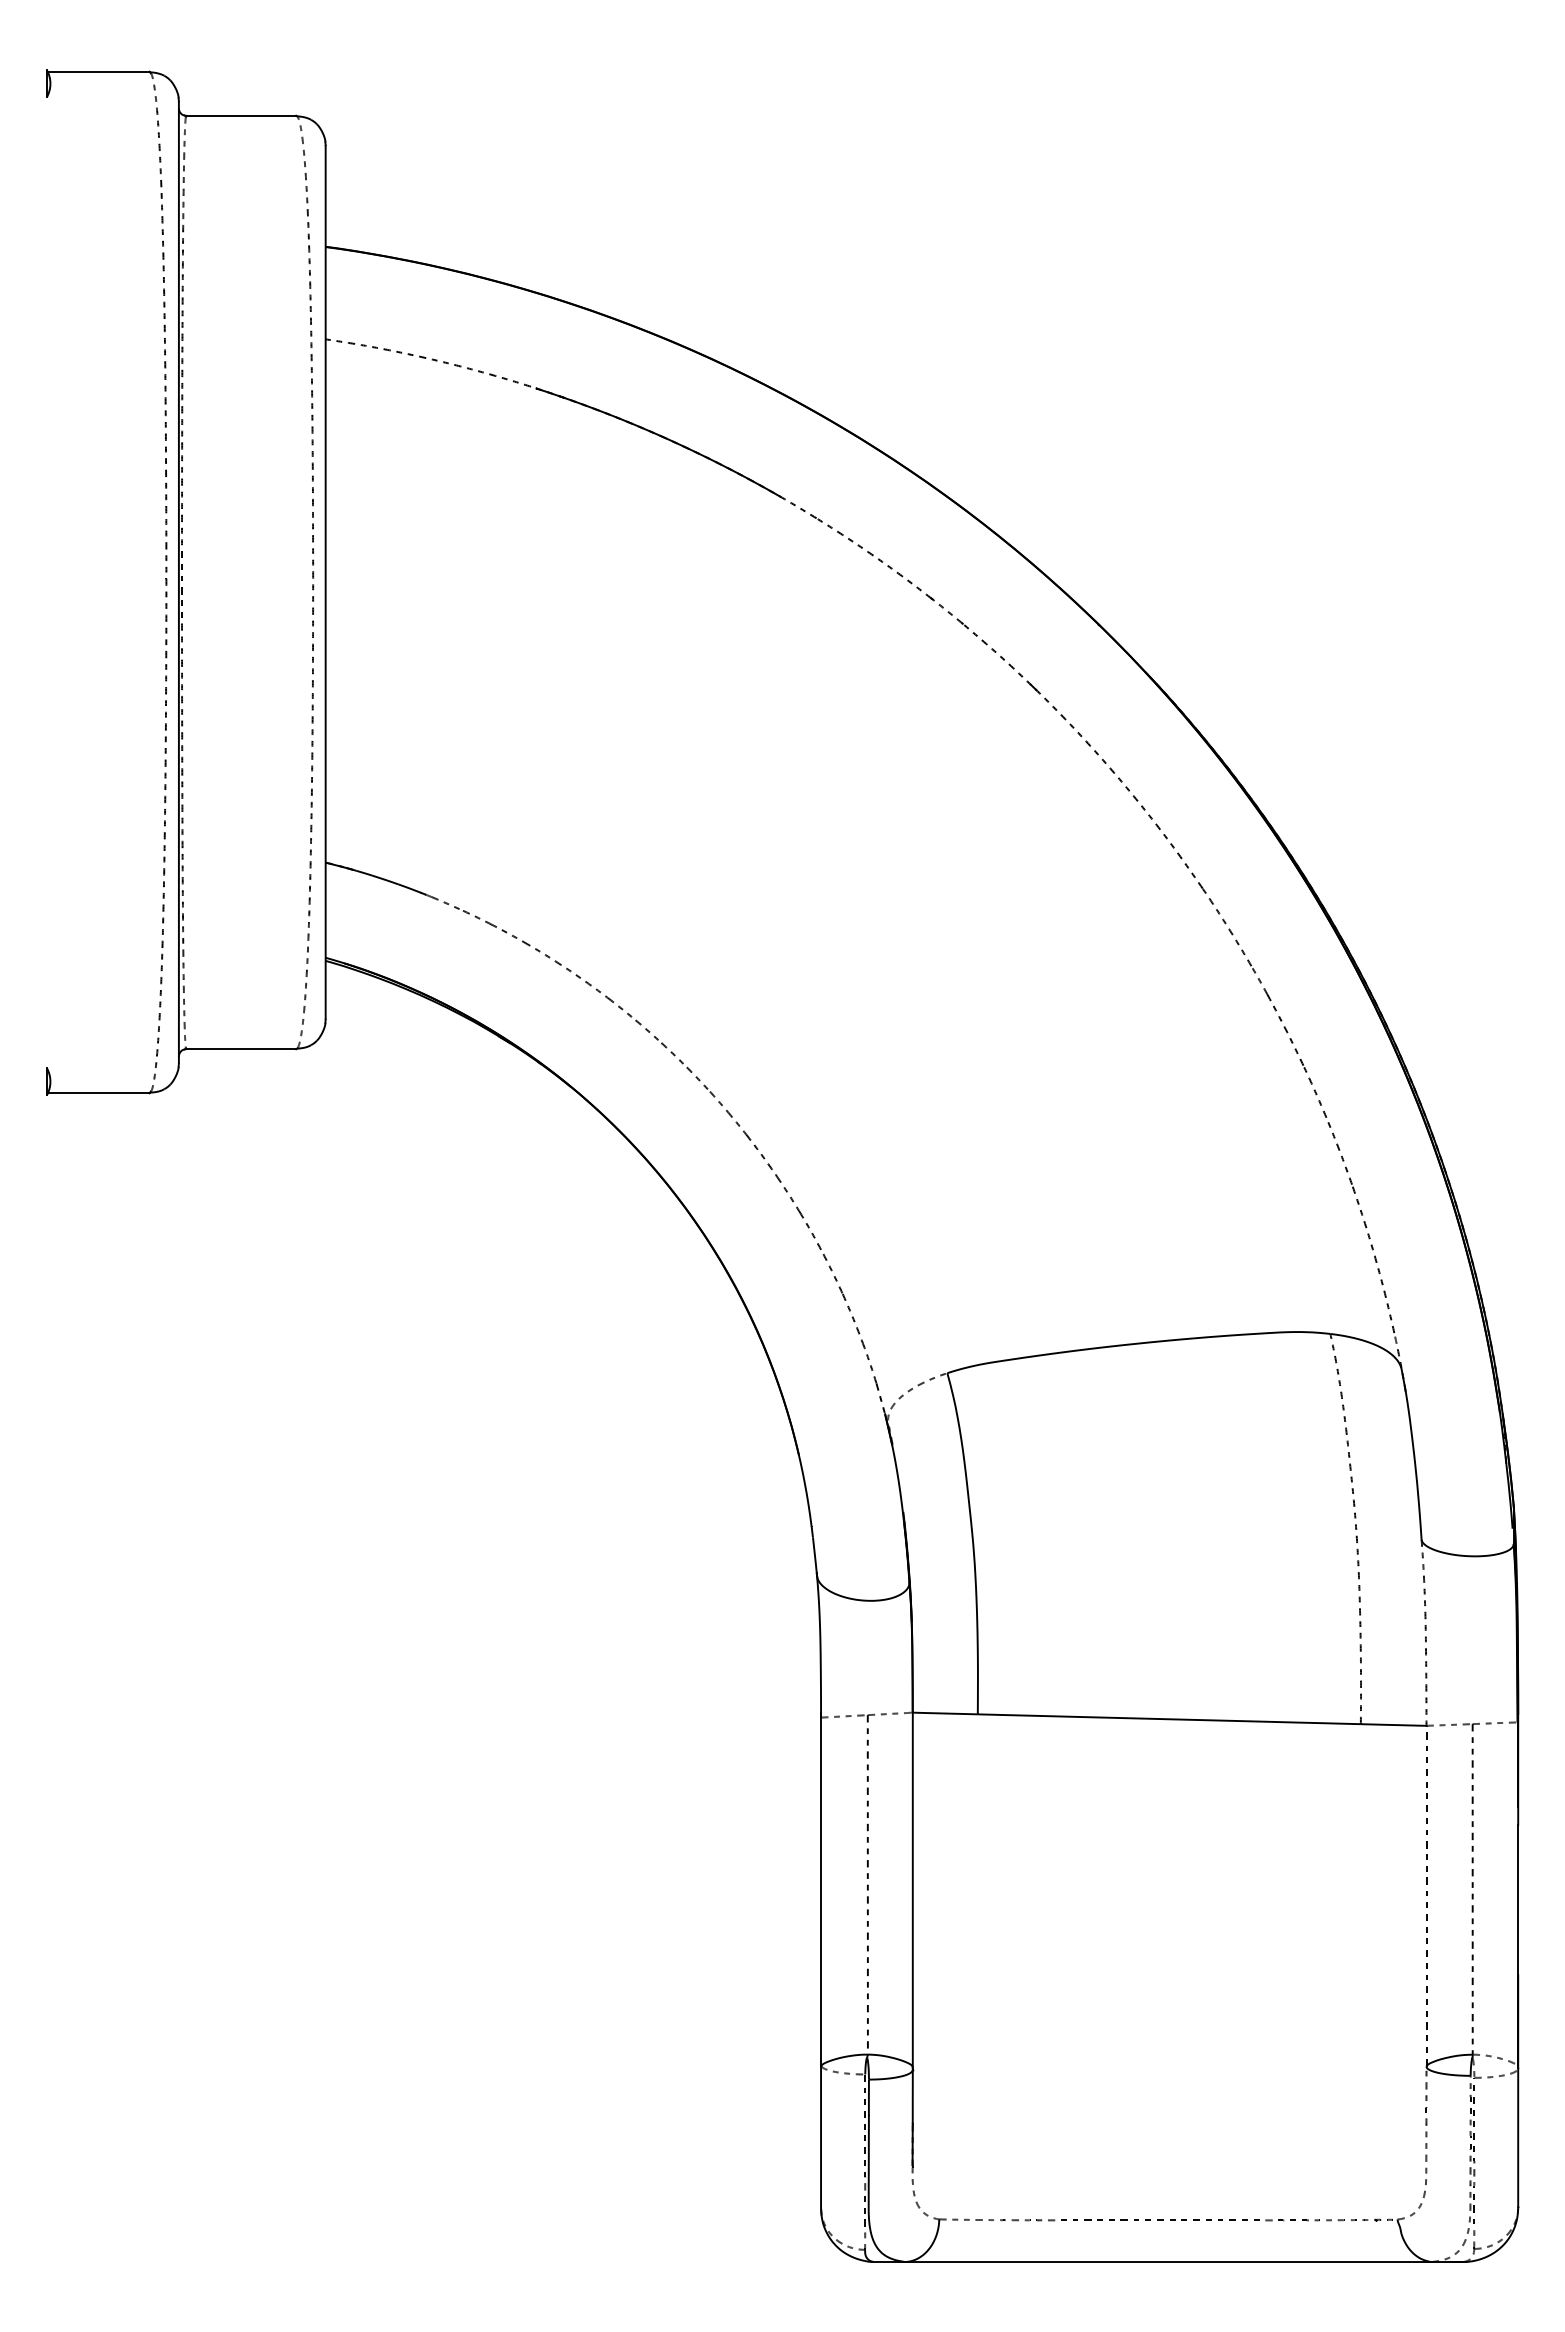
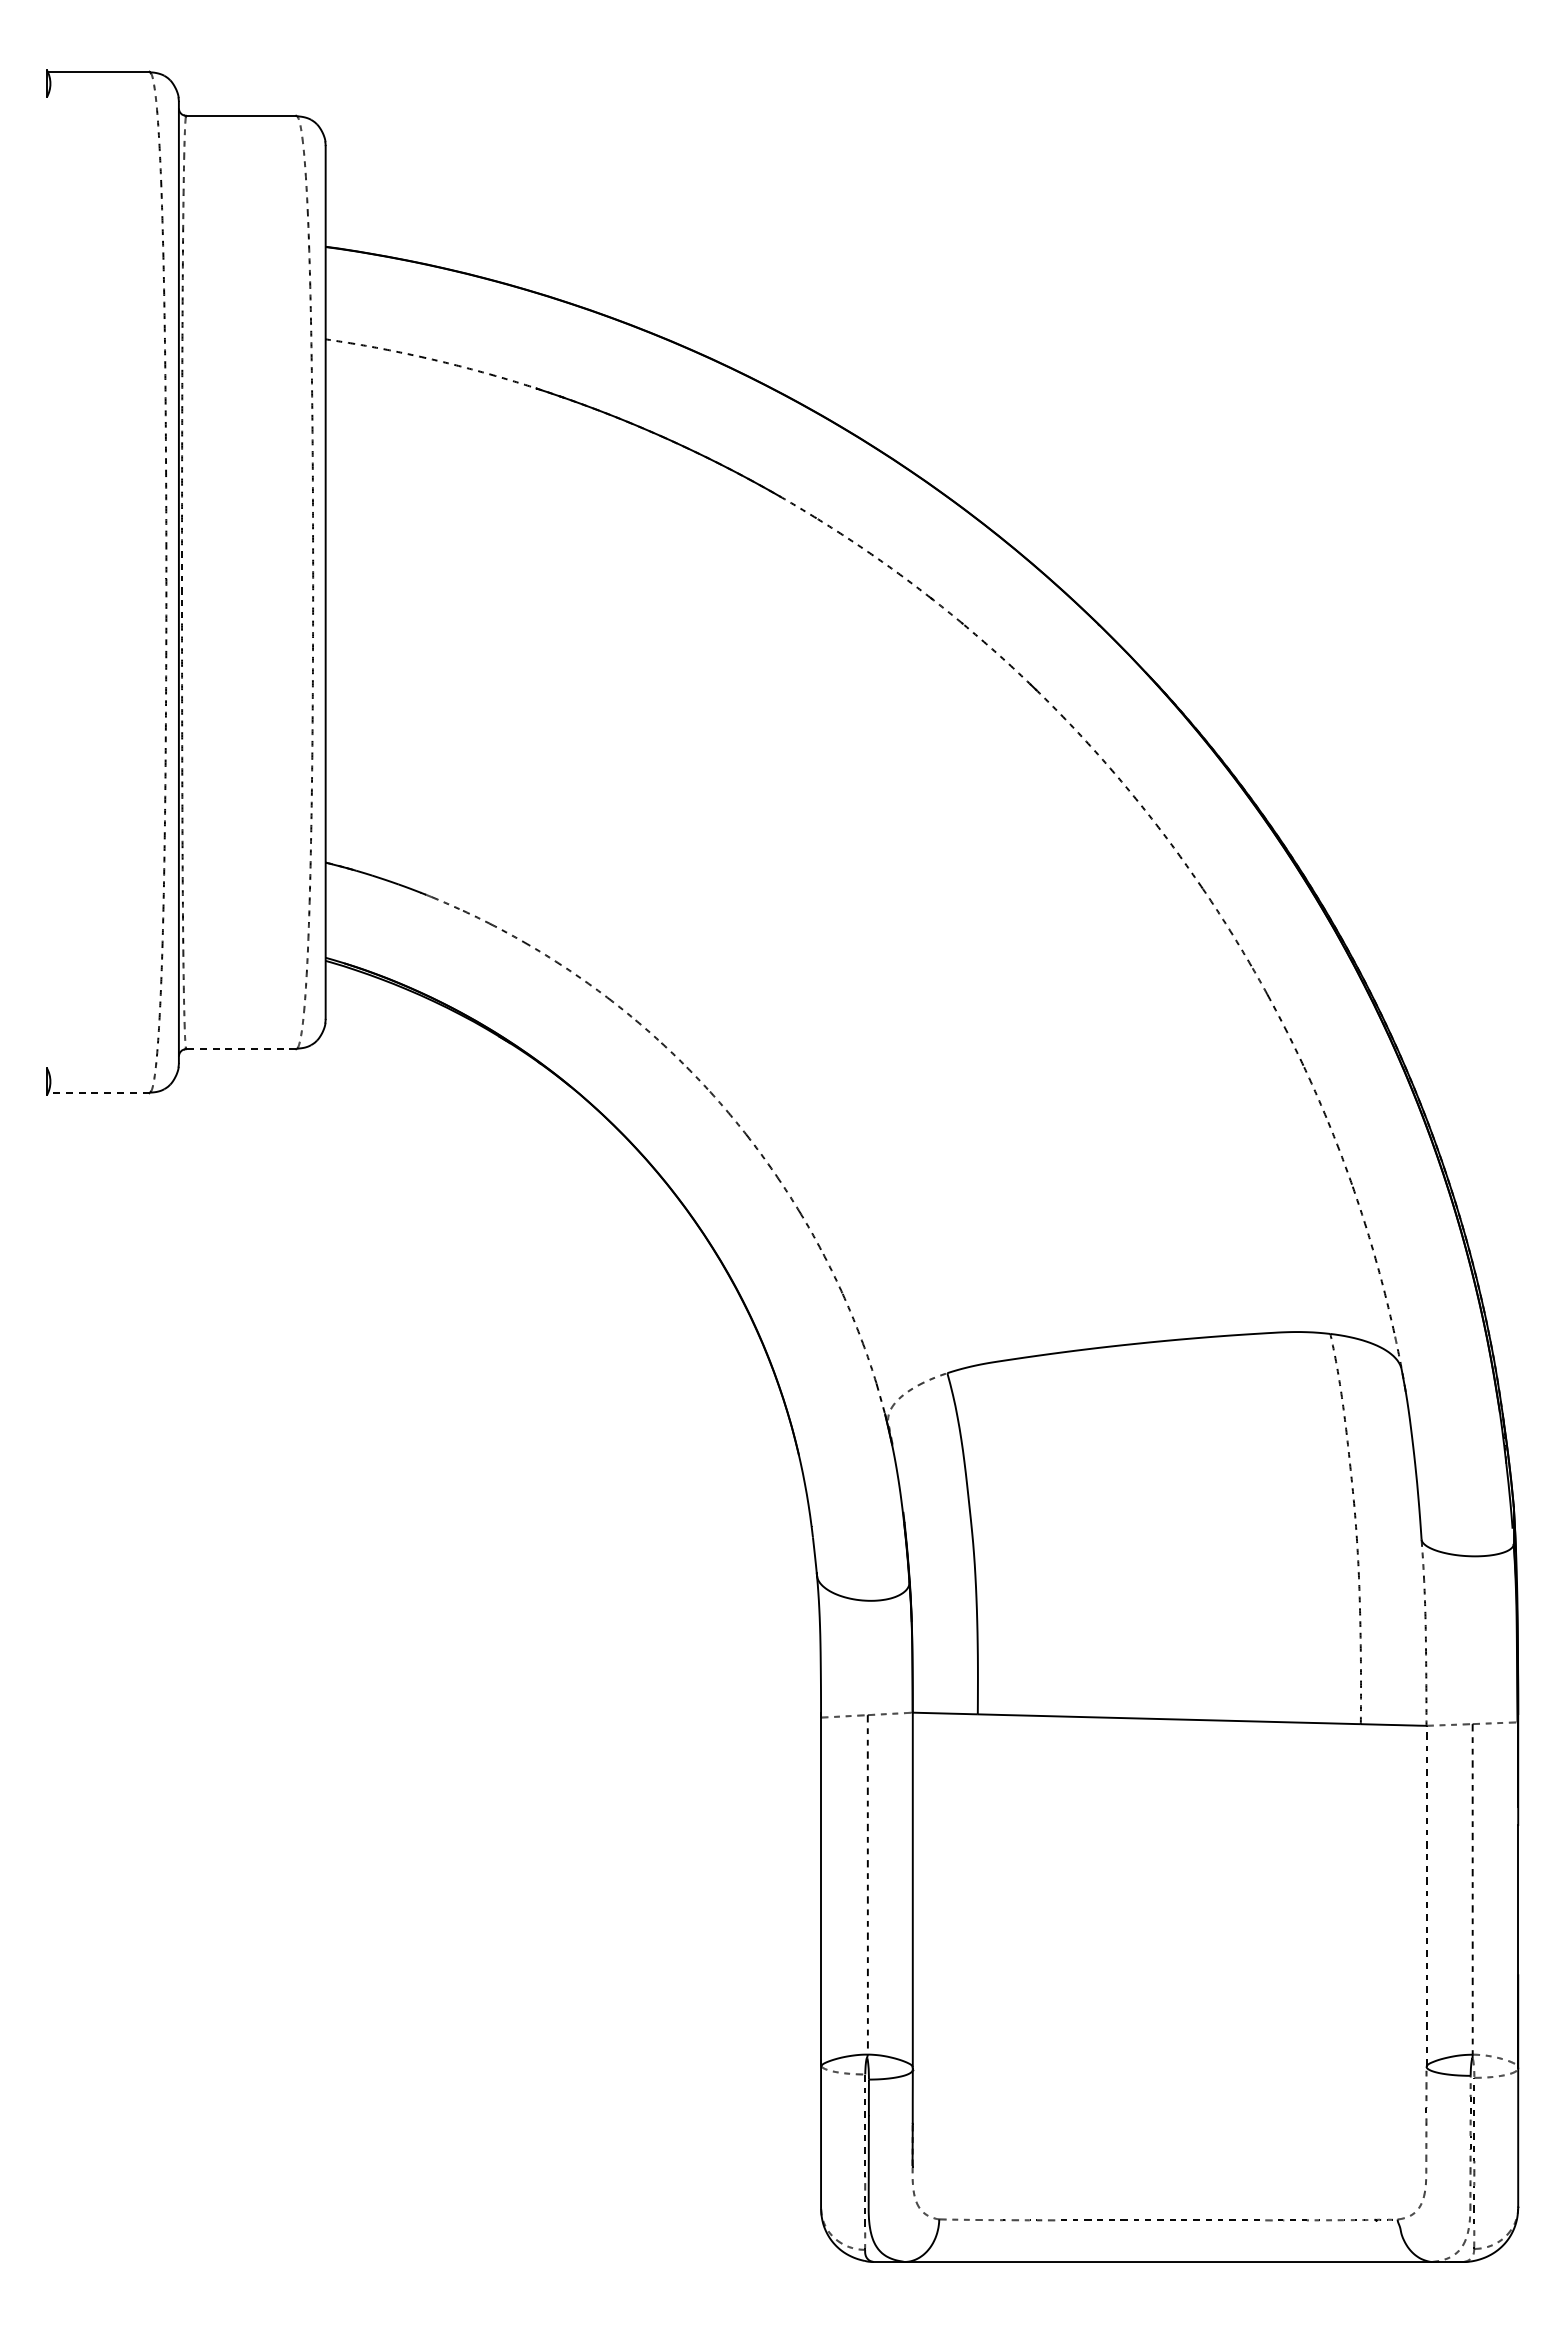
line: solid -> dashed (240, 1049)
line: solid -> dashed (98, 1093)
